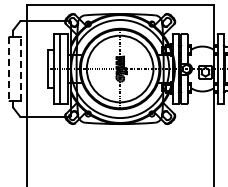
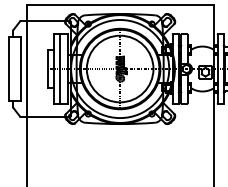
line: dashed -> solid (9, 69)
line: dashed -> solid (21, 69)
